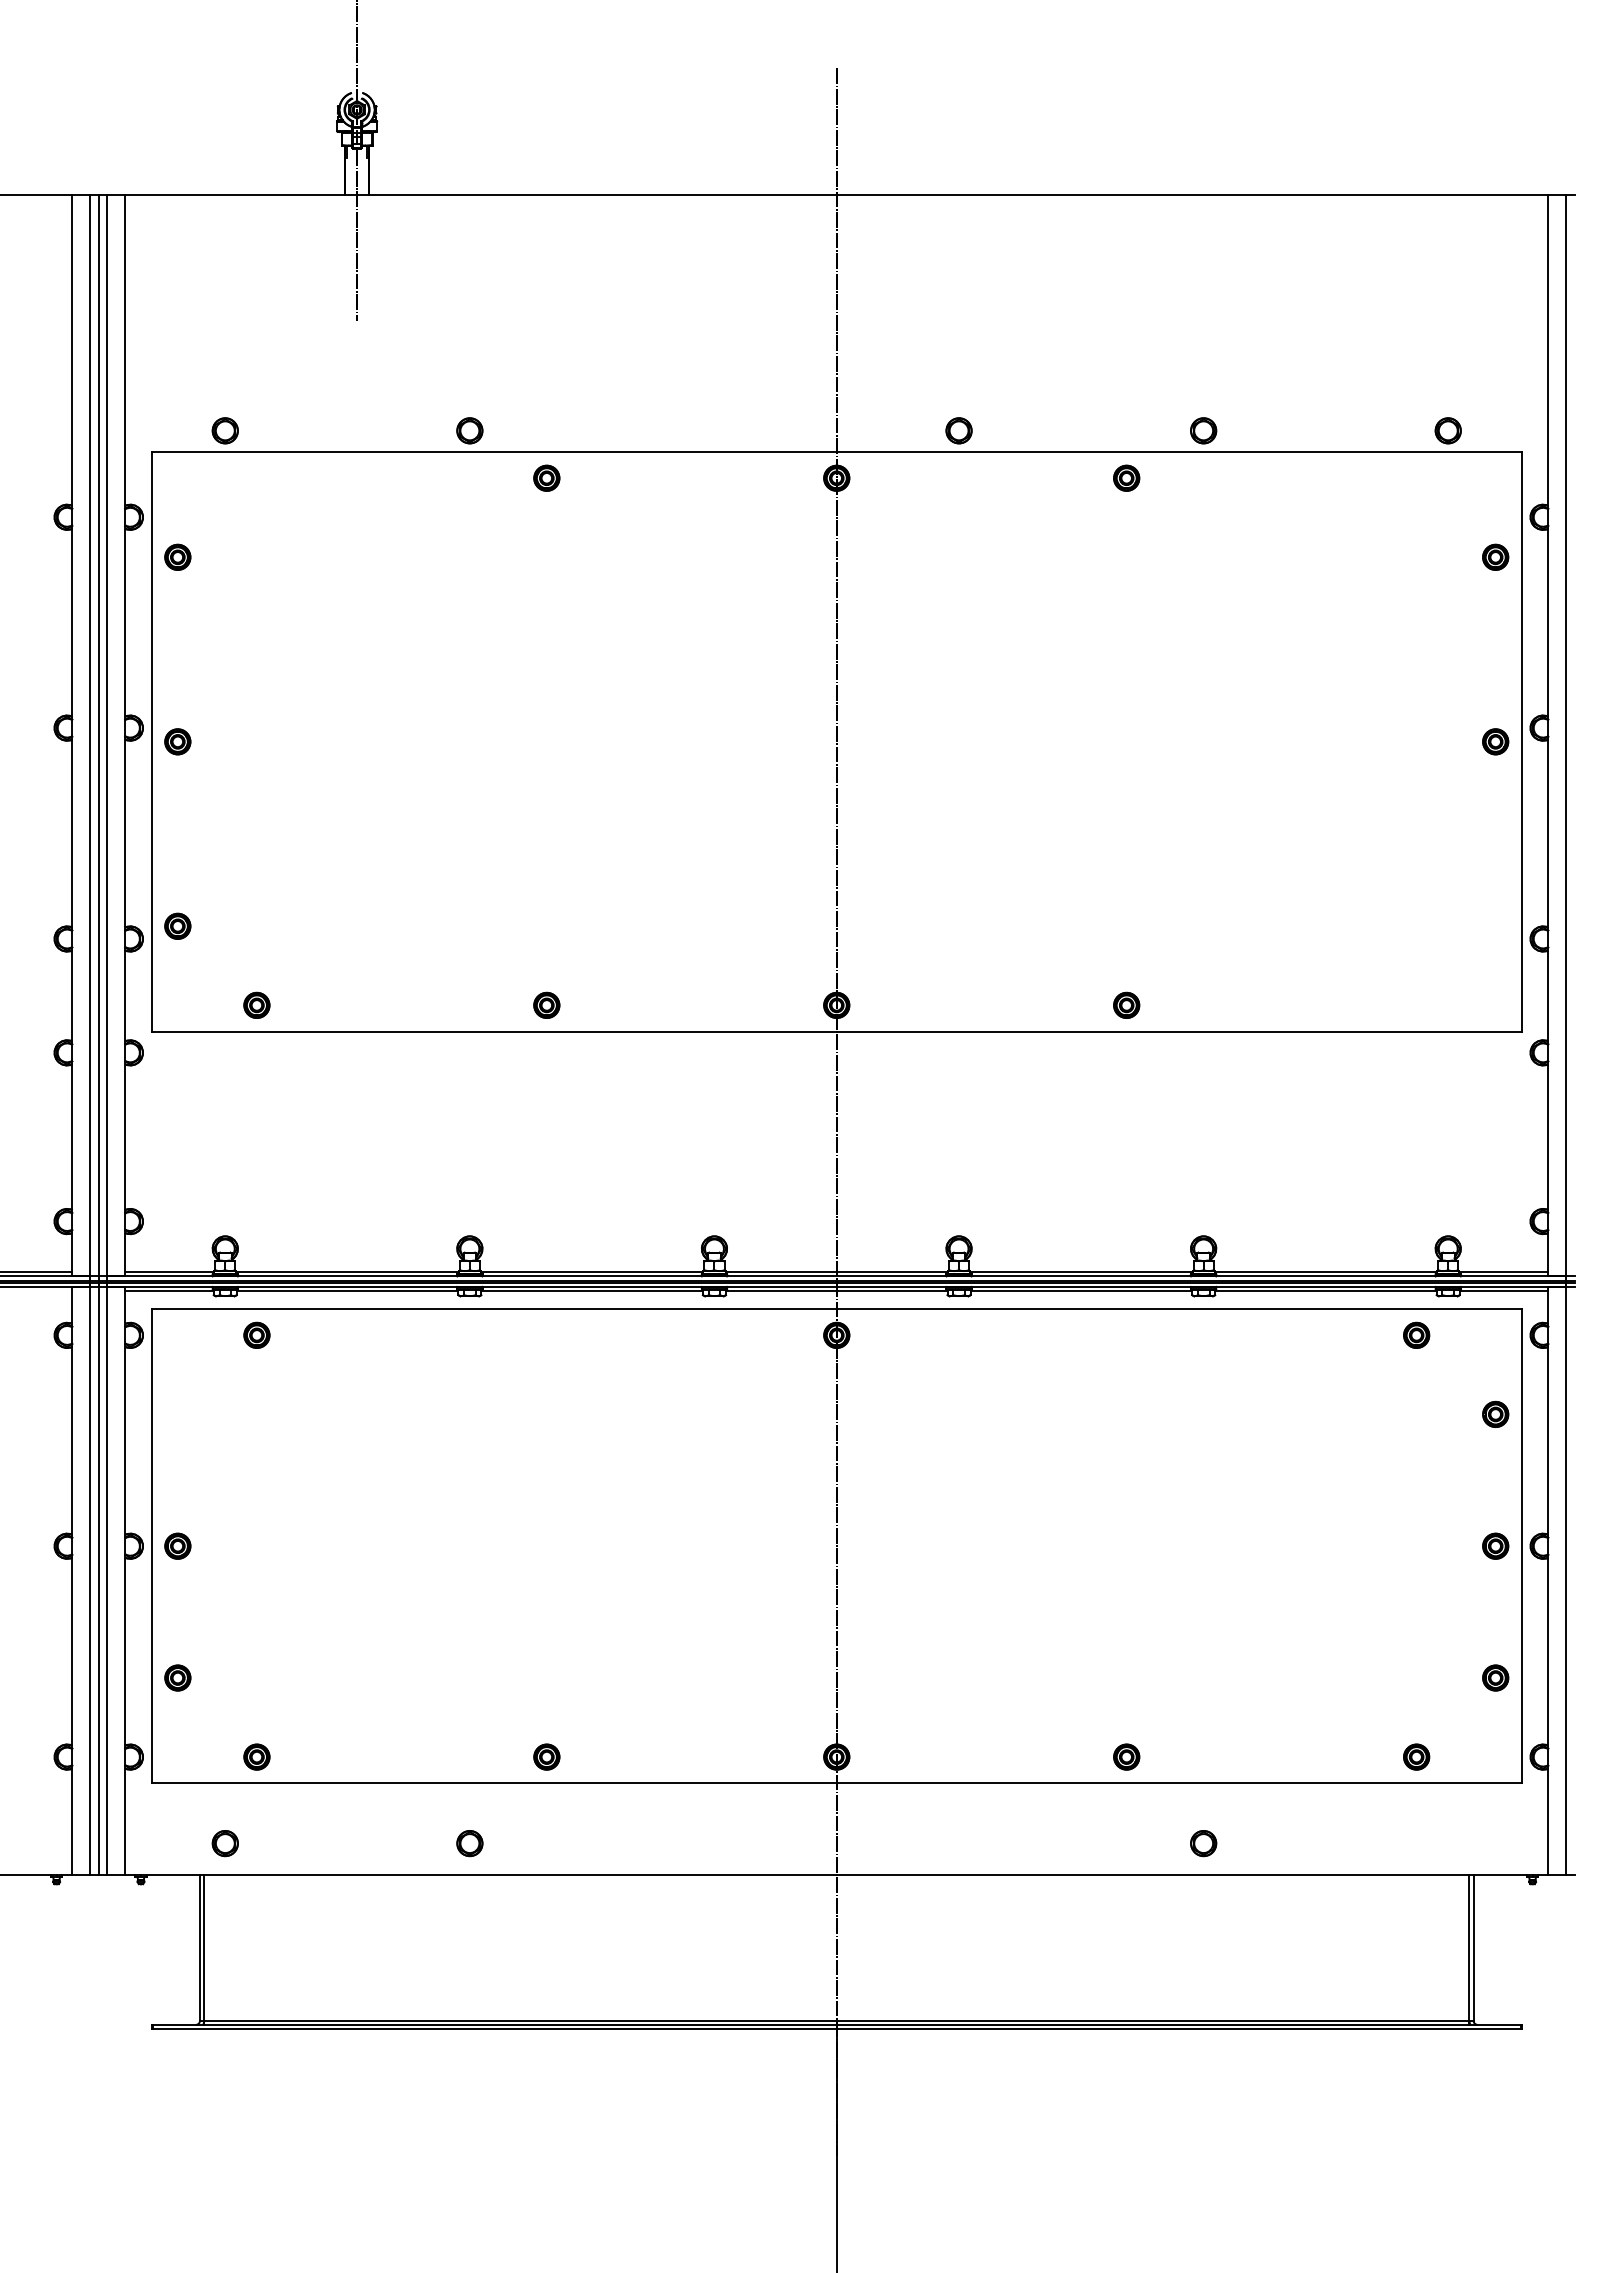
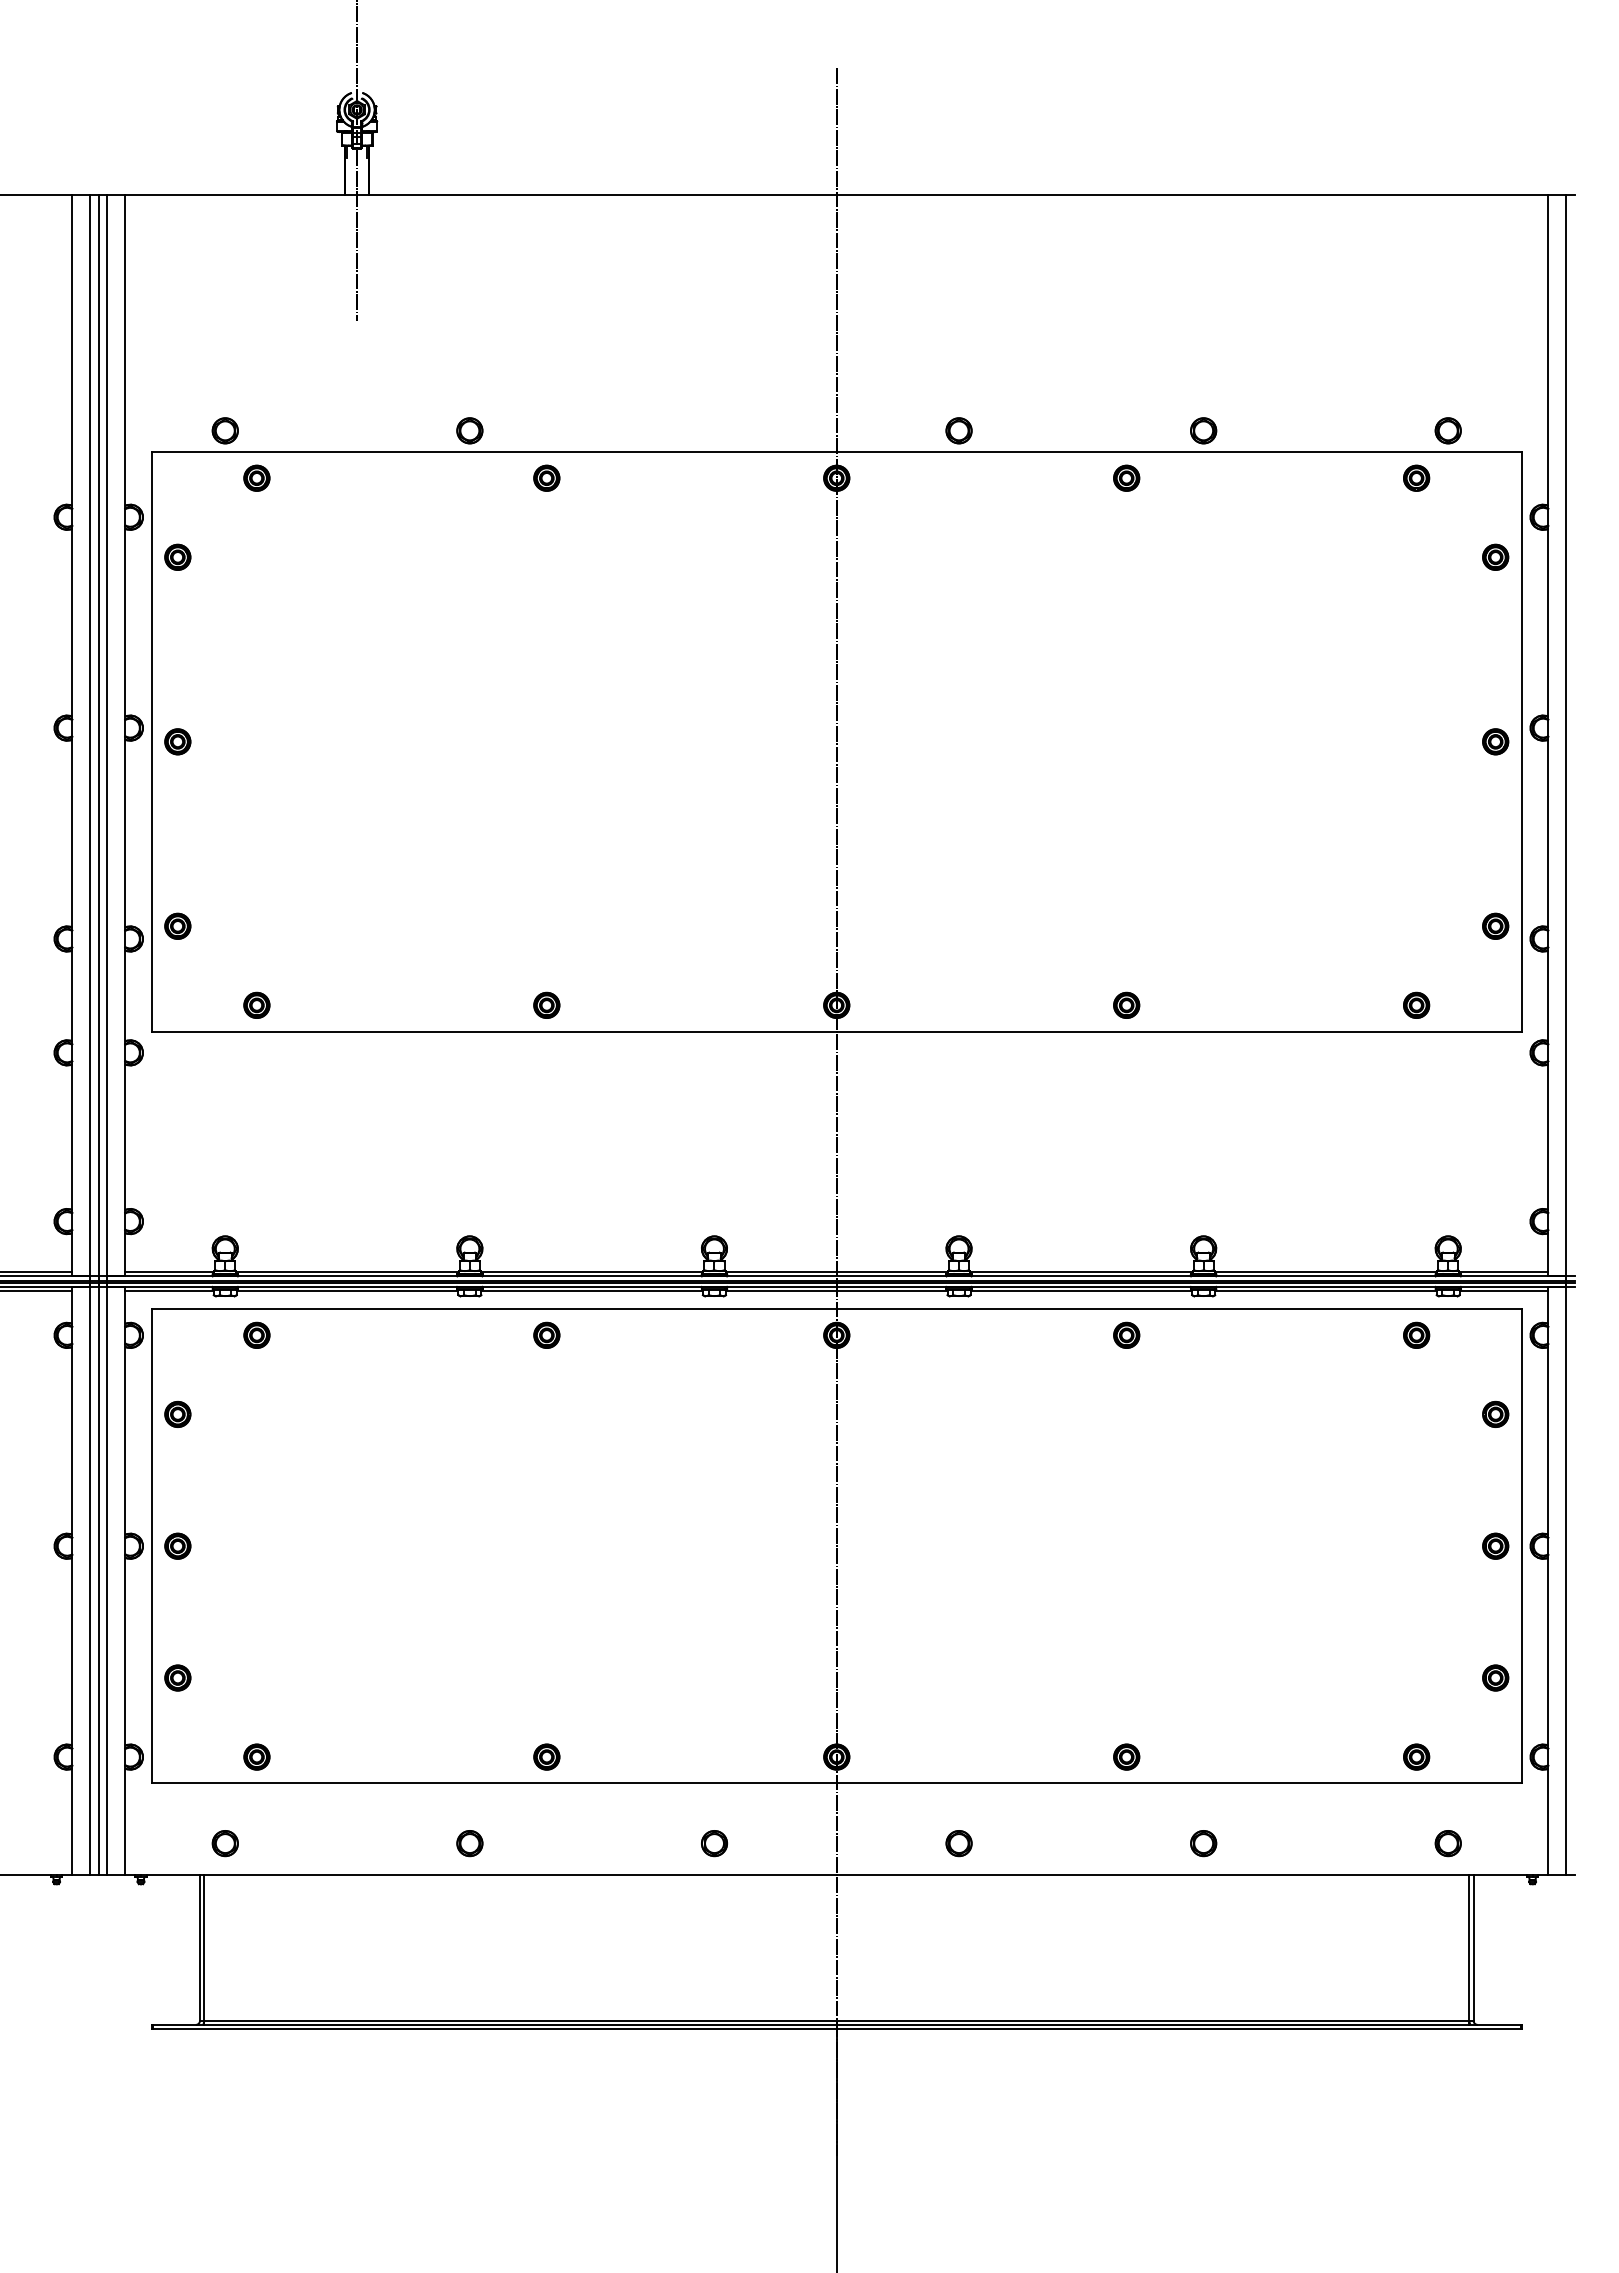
part: none -> present (256, 477)
part: none -> present (1416, 477)
part: none -> present (1495, 925)
part: none -> present (1416, 1004)
line: none -> present (37, 1291)
part: none -> present (546, 1334)
part: none -> present (1126, 1334)
part: none -> present (177, 1414)
part: none -> present (714, 1843)
part: none -> present (958, 1843)
part: none -> present (1447, 1843)
